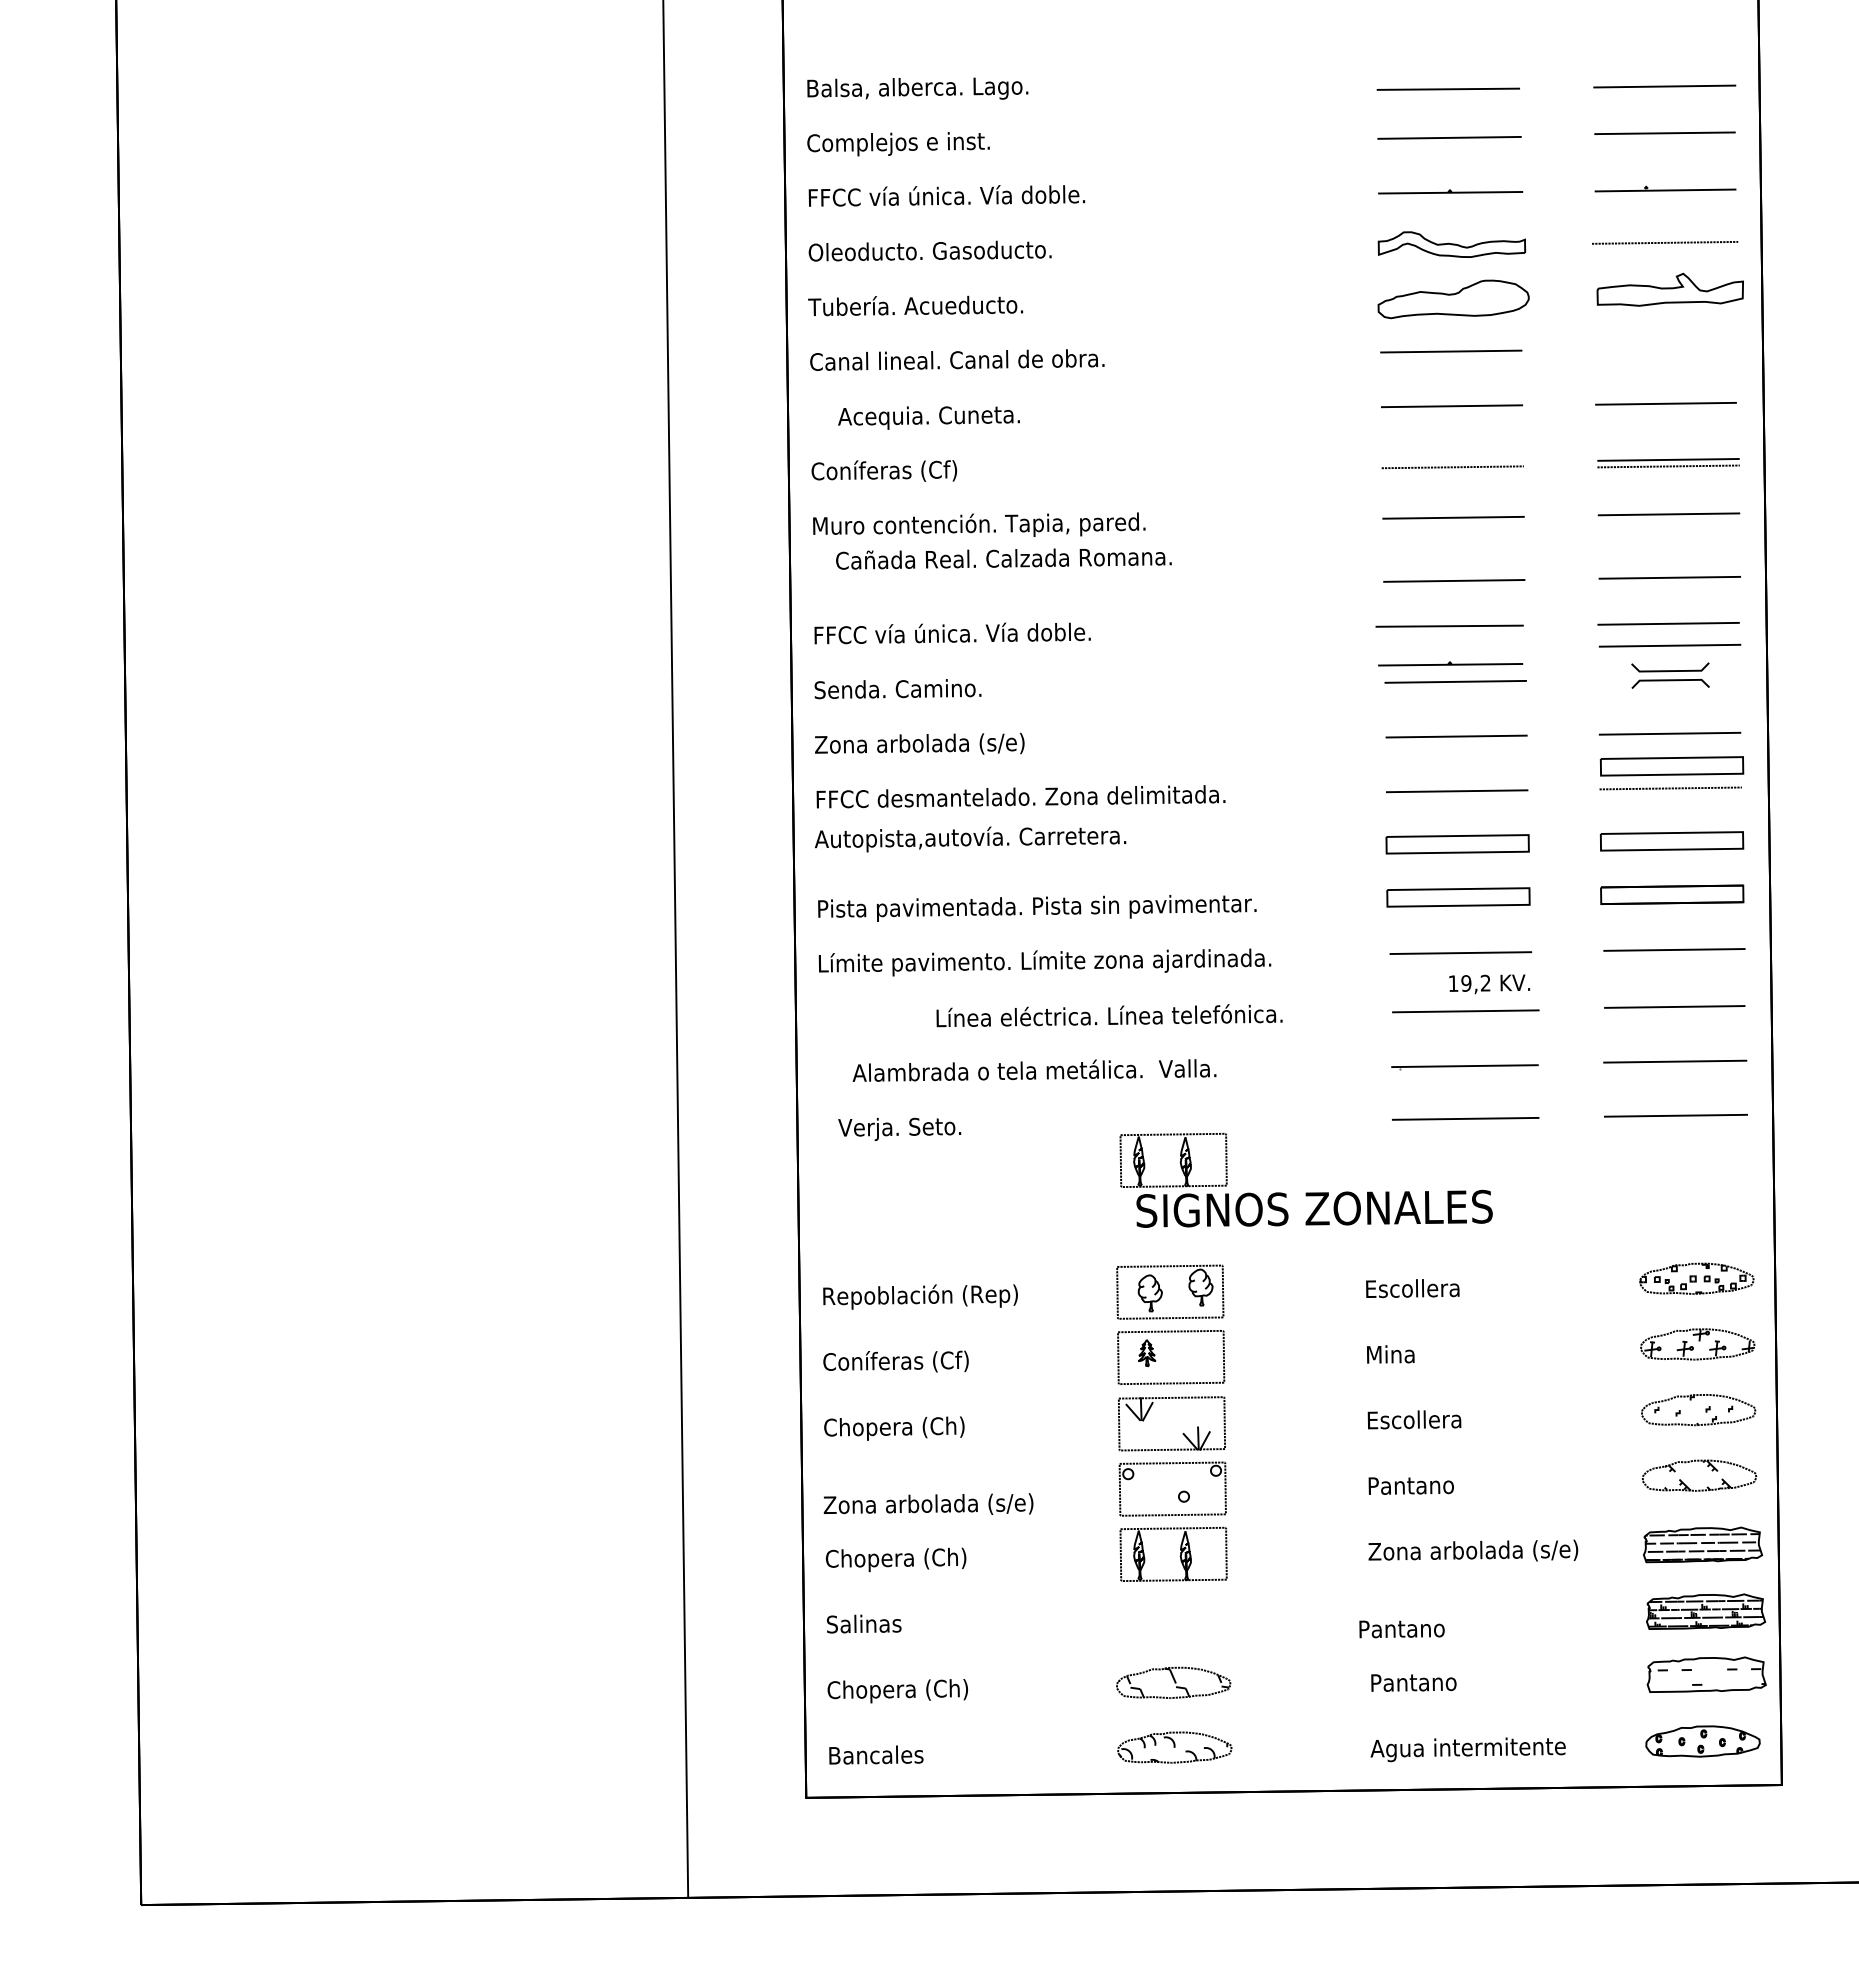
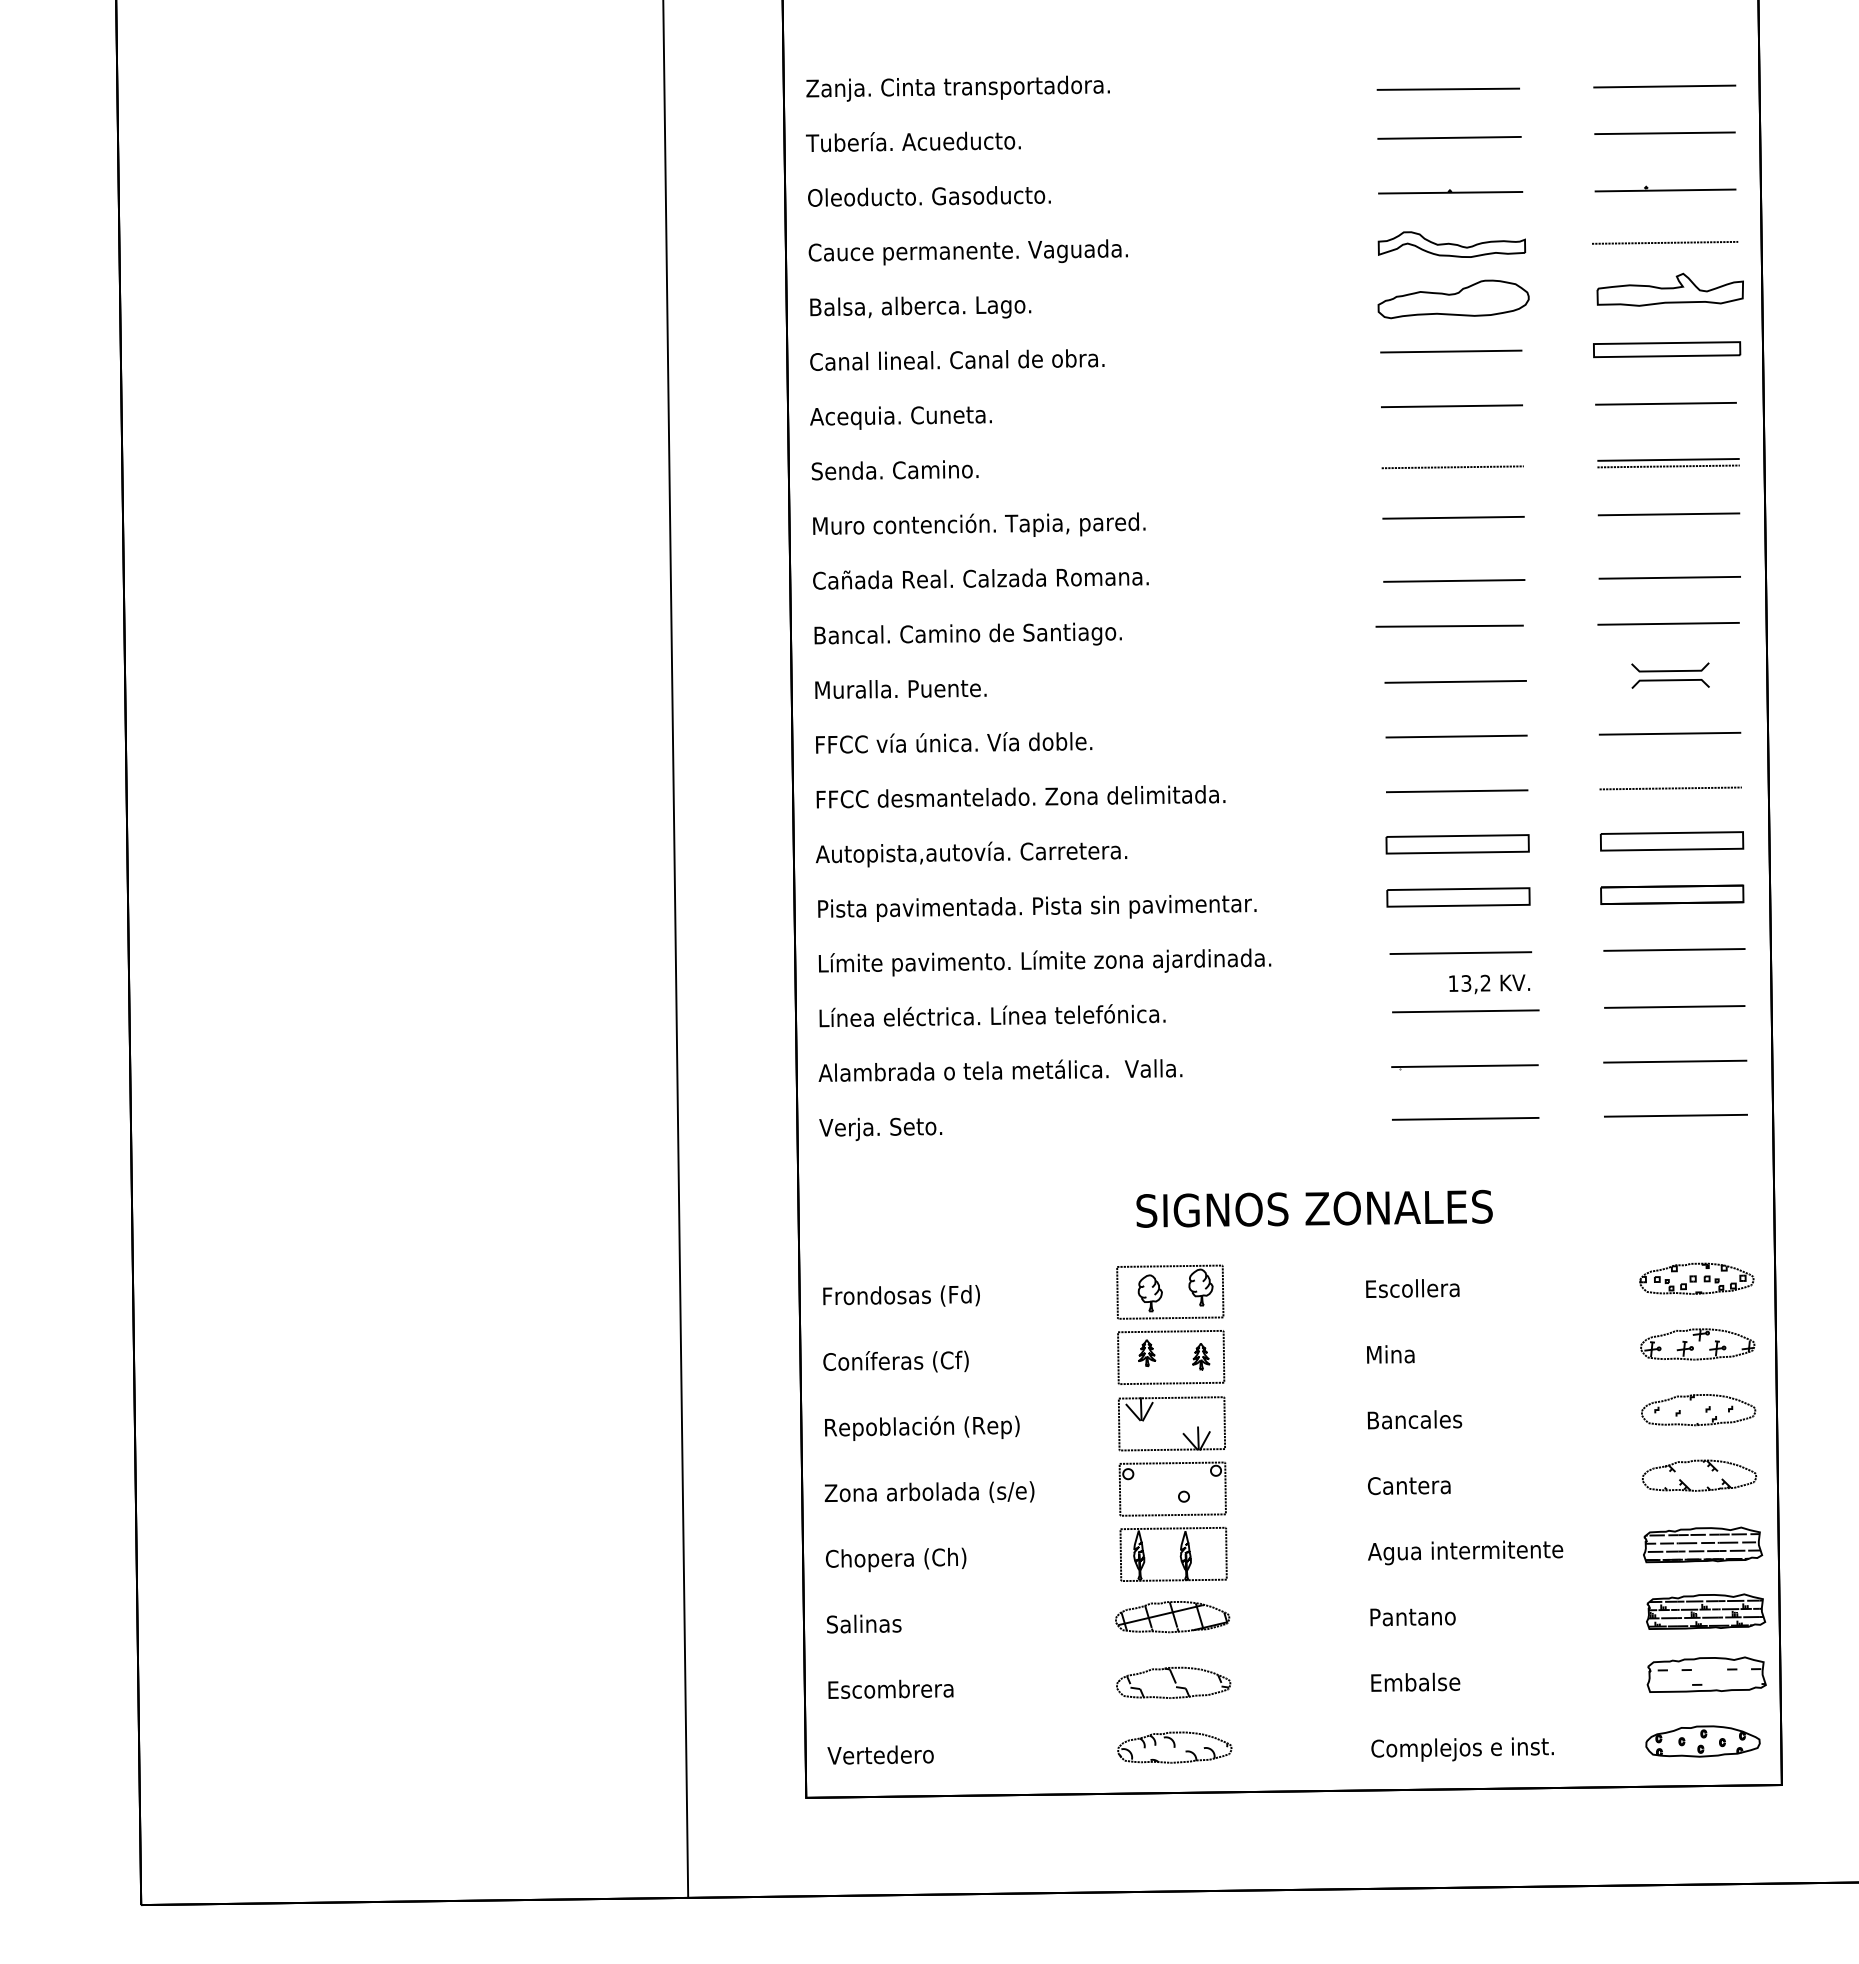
text: Balsa, alberca. Lago. -> Zanja. Cinta transportadora. (957, 88)
text: Complejos e inst. -> Tubería. Acueducto. (912, 143)
text: FFCC vía única. Vía doble. -> Oleoducto. Gasoducto. (946, 195)
text: Oleoducto. Gasoducto. -> Cauce permanente. Vaguada. (970, 252)
text: Tubería. Acueducto. -> Balsa, alberca. Lago. (919, 306)
part: none -> present (1667, 349)
text position: (928, 417) -> (900, 417) (900, 417)
text: Coníferas (Cf) -> Senda. Camino. (894, 470)
text position: (1003, 558) -> (980, 578) (980, 578)
text: FFCC vía única. Vía doble. -> Bancal. Camino de Santiago. (968, 633)
line: present -> none (1669, 645)
part: present -> none (1450, 663)
text: Senda. Camino. -> Muralla. Puente. (900, 689)
text: Zona arbolada (s/e) -> FFCC vía única. Vía doble. (953, 743)
part: present -> none (1671, 766)
text position: (970, 839) -> (971, 854) (971, 854)
text: 19,2 -> 13,2 (1466, 983)
text position: (1109, 1015) -> (992, 1015) (992, 1015)
text position: (1034, 1070) -> (1000, 1070) (1000, 1070)
text position: (899, 1129) -> (880, 1129) (880, 1129)
part: present -> none (1179, 1162)
text: Repoblación (Rep) -> Frondosas (Fd) (921, 1296)
part: none -> present (1201, 1356)
text: Escollera -> Bancales (1418, 1419)
text: Chopera (Ch) -> Repoblación (Rep) (921, 1427)
text: Pantano -> Cantera (1410, 1486)
text position: (928, 1503) -> (929, 1491) (929, 1491)
text: Zona arbolada (s/e) -> Agua intermitente (1473, 1552)
part: none -> present (1172, 1617)
text position: (1401, 1629) -> (1412, 1617) (1412, 1617)
text: Pantano -> Embalse (1416, 1681)
text: Chopera (Ch) -> Escombrera (897, 1691)
text: Agua intermitente -> Complejos e inst. (1467, 1749)
text: Bancales -> Vertedero (880, 1754)
